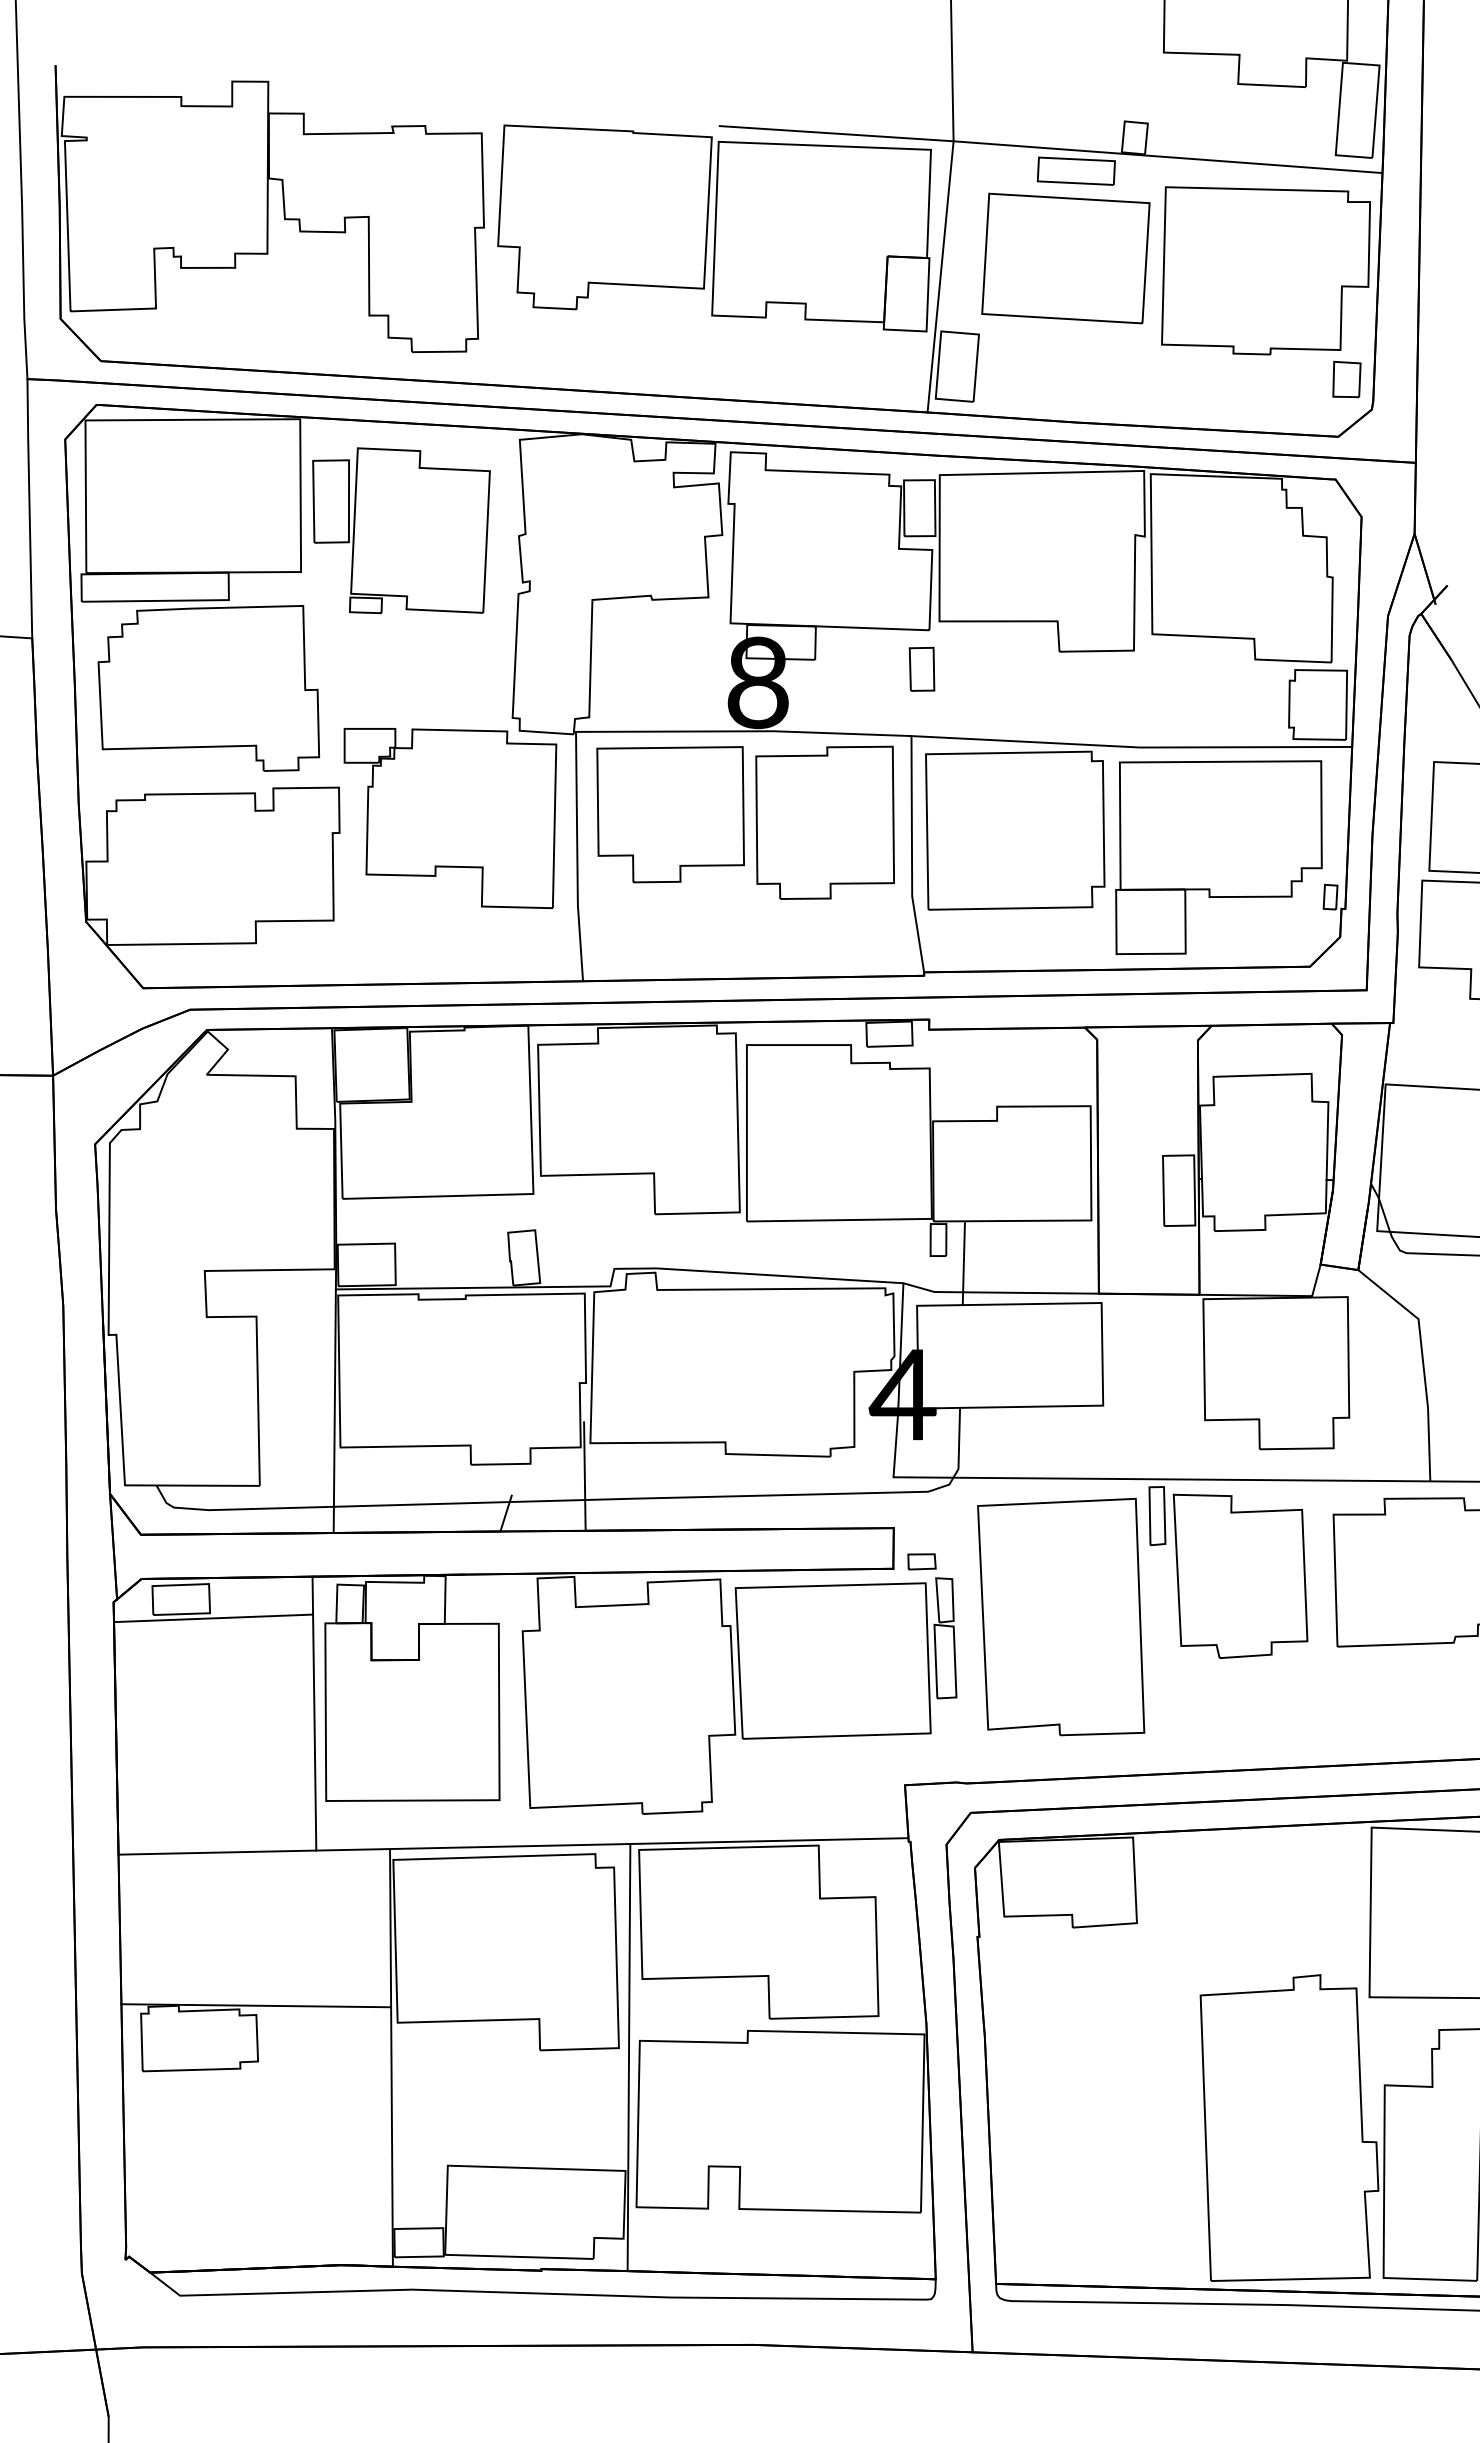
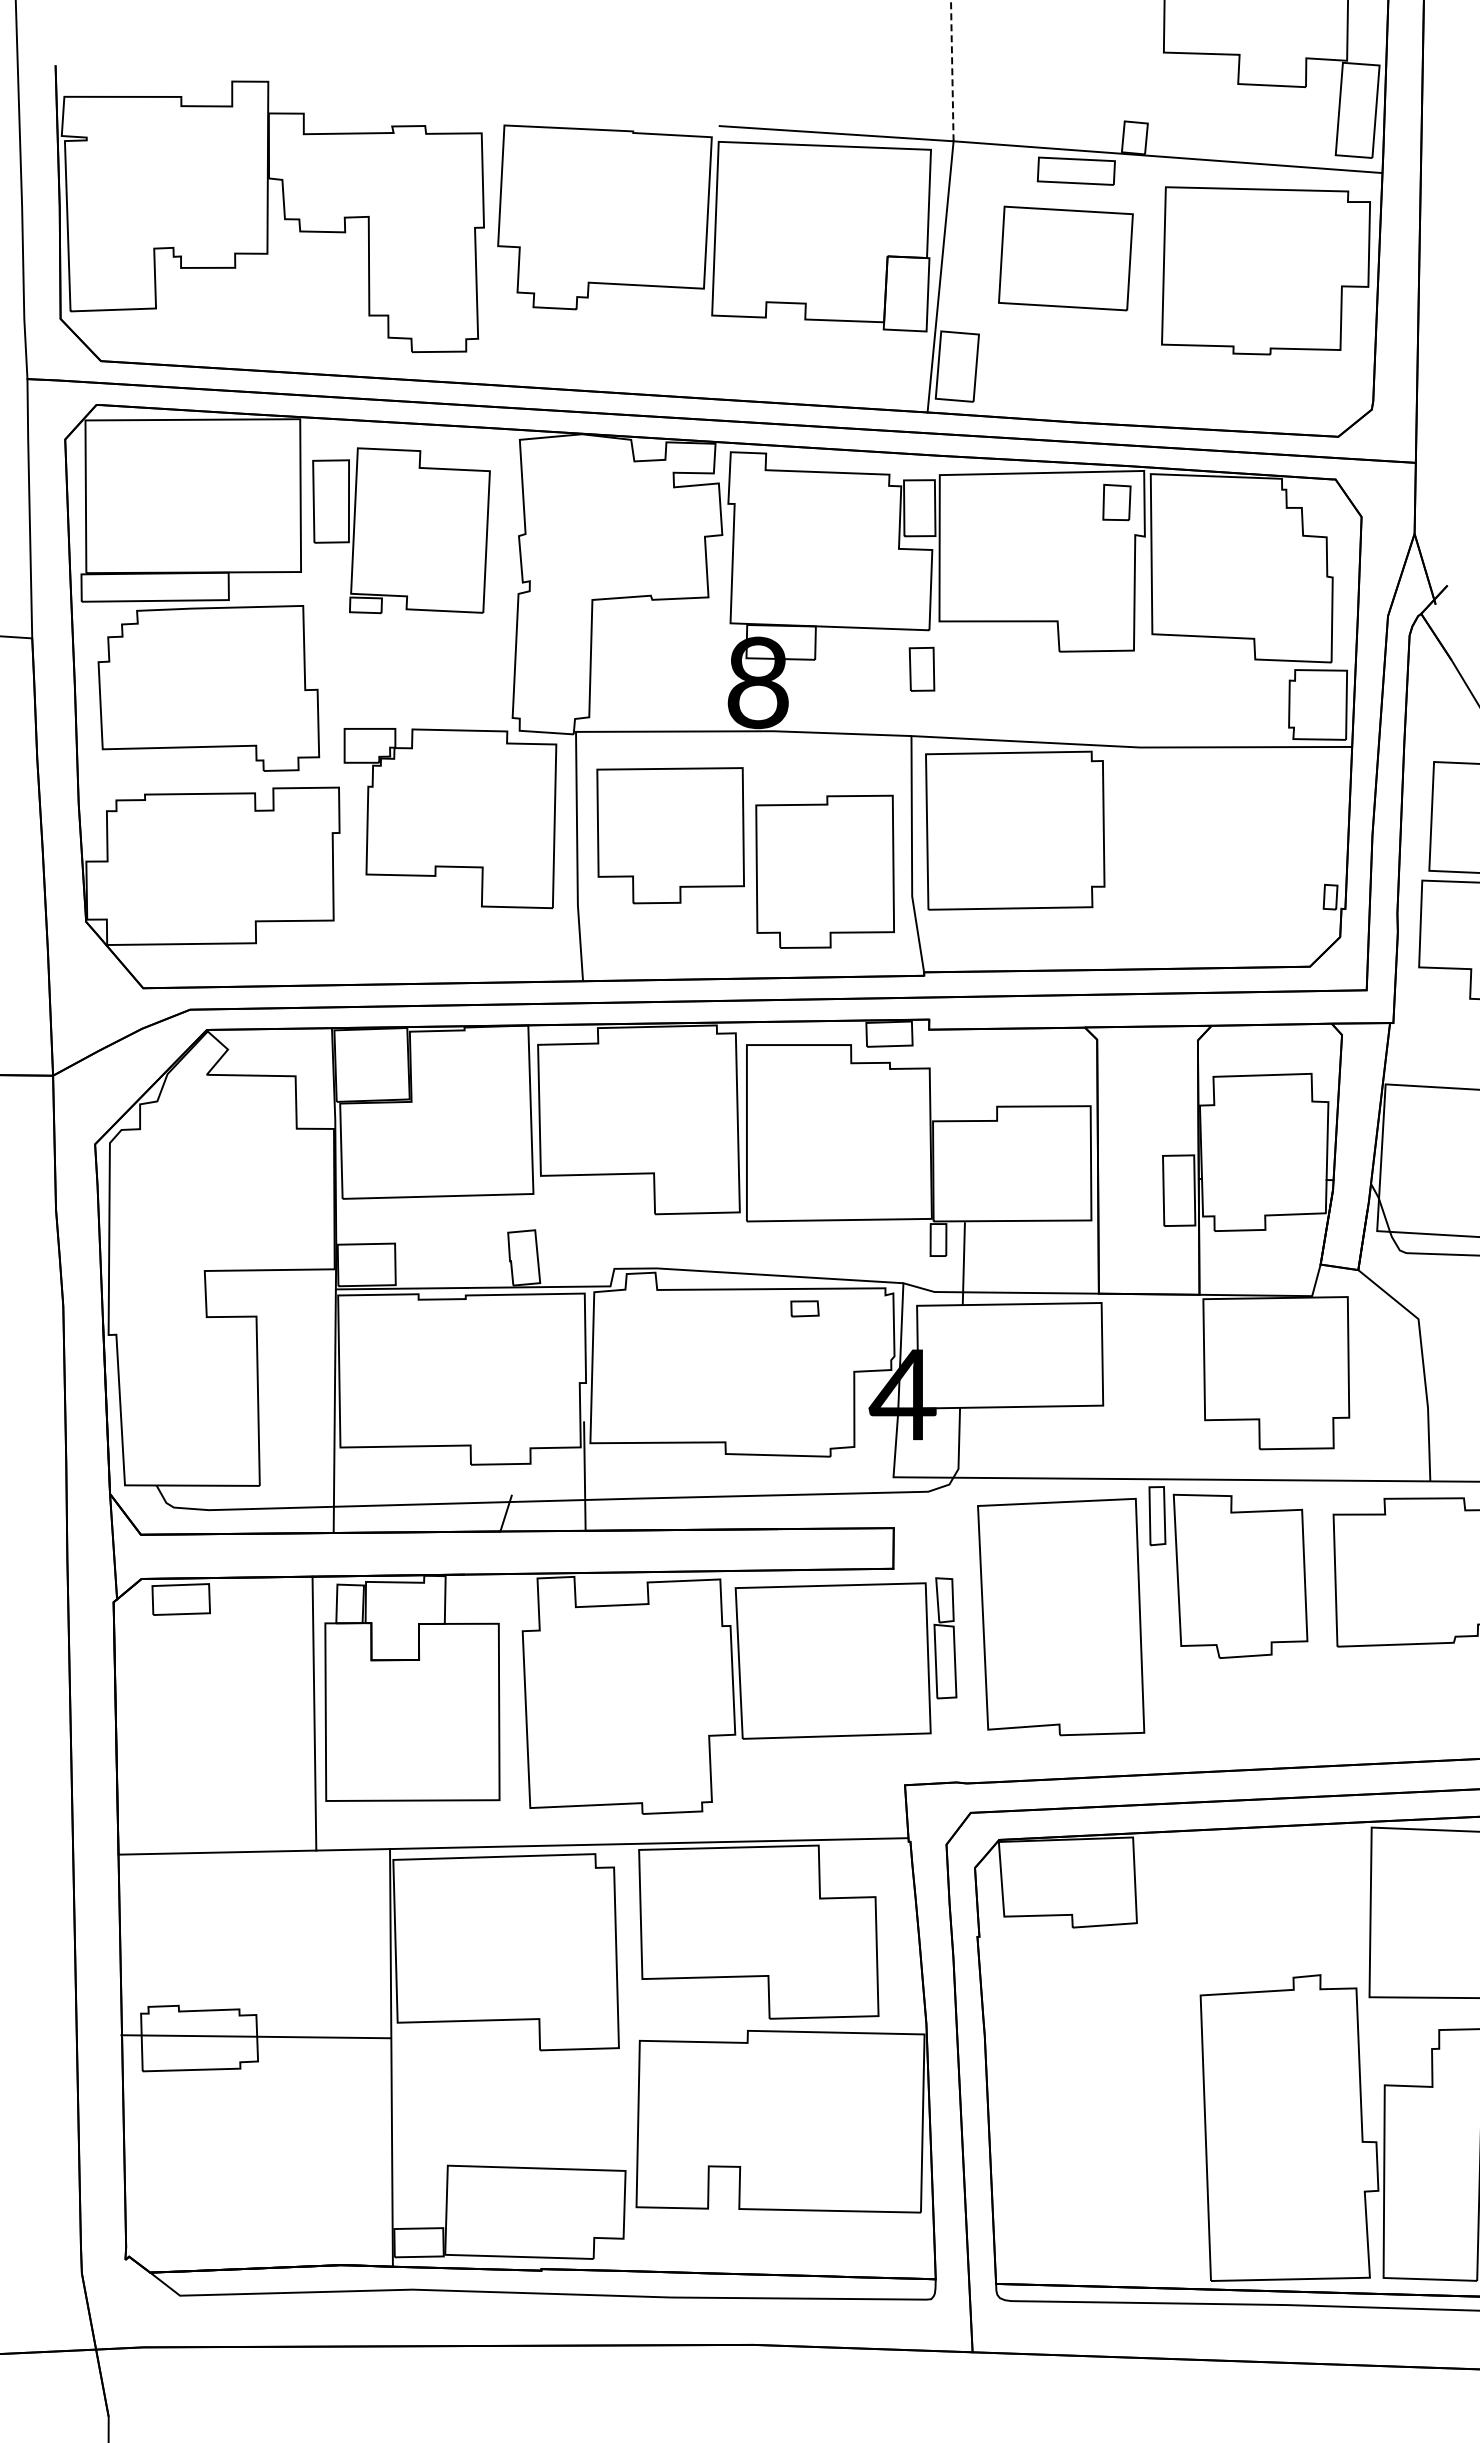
line: solid -> dashed (952, 70)
part size: 170x133 px -> 136x107 px (1065, 258)
part position: (1346, 379) -> (1116, 502) (1116, 502)
part position: (670, 814) -> (670, 835) (670, 835)
part position: (824, 822) -> (824, 871) (824, 871)
part: present -> none (1218, 857)
part position: (921, 1561) -> (804, 1308) (804, 1308)
line: present -> none (213, 1618)
line position: (256, 2005) -> (256, 2036) (256, 2036)
line: present -> none (628, 2057)
